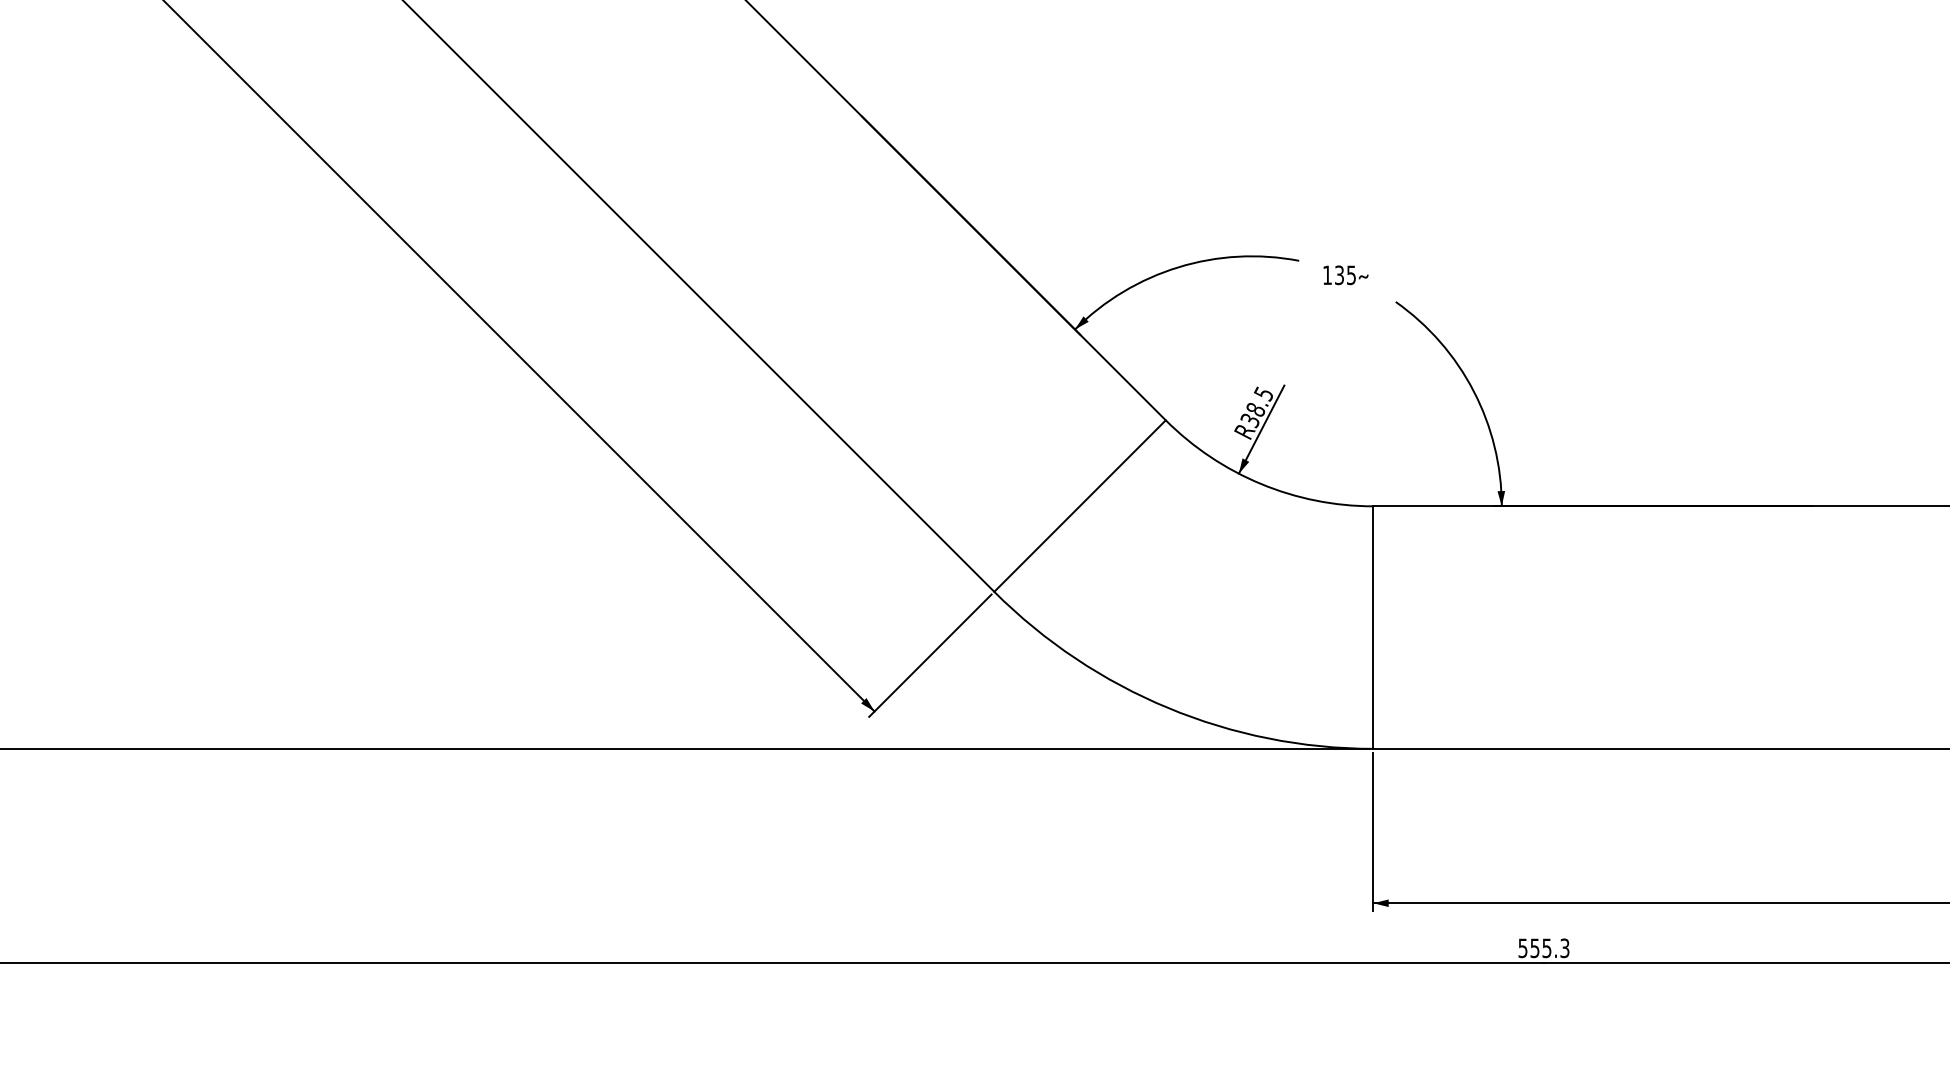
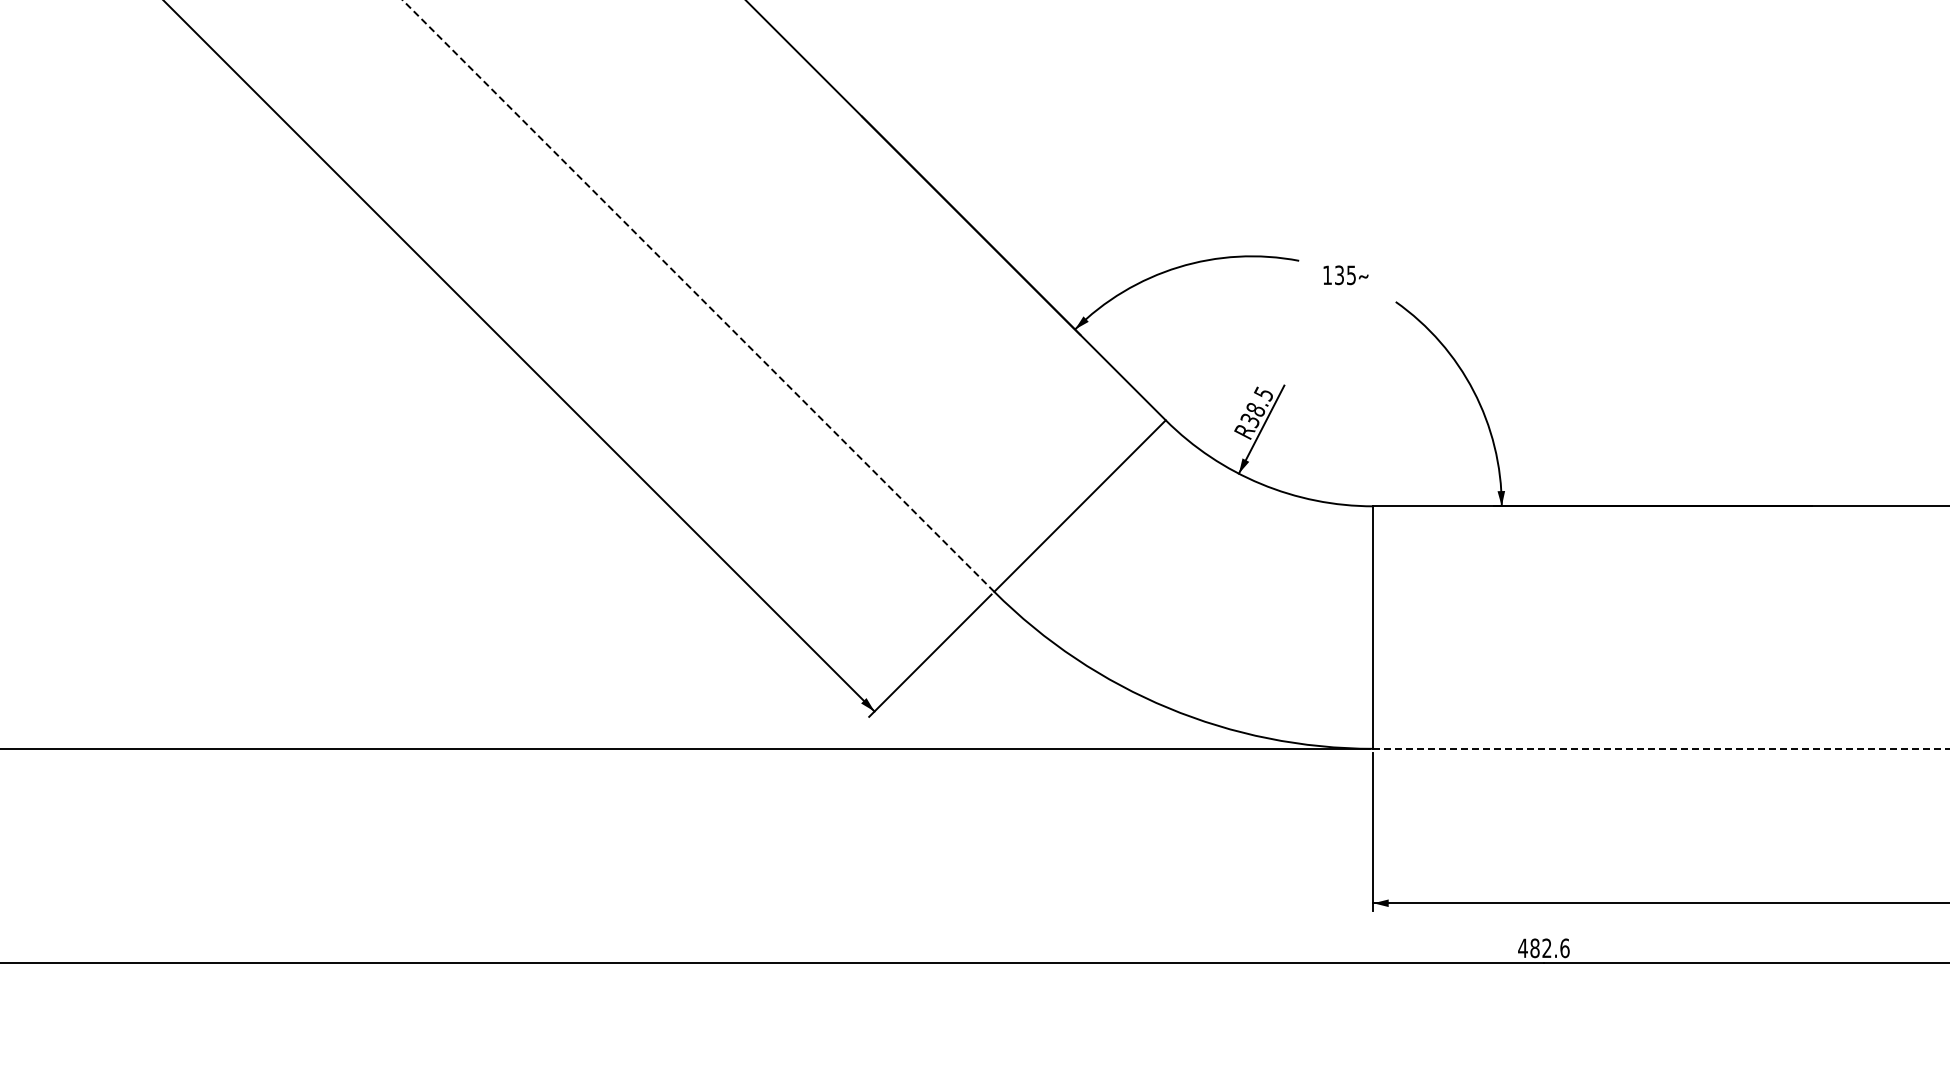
line: solid -> dashed (698, 295)
line: solid -> dashed (1661, 748)
text: 555.3 -> 482.6 (1543, 948)
